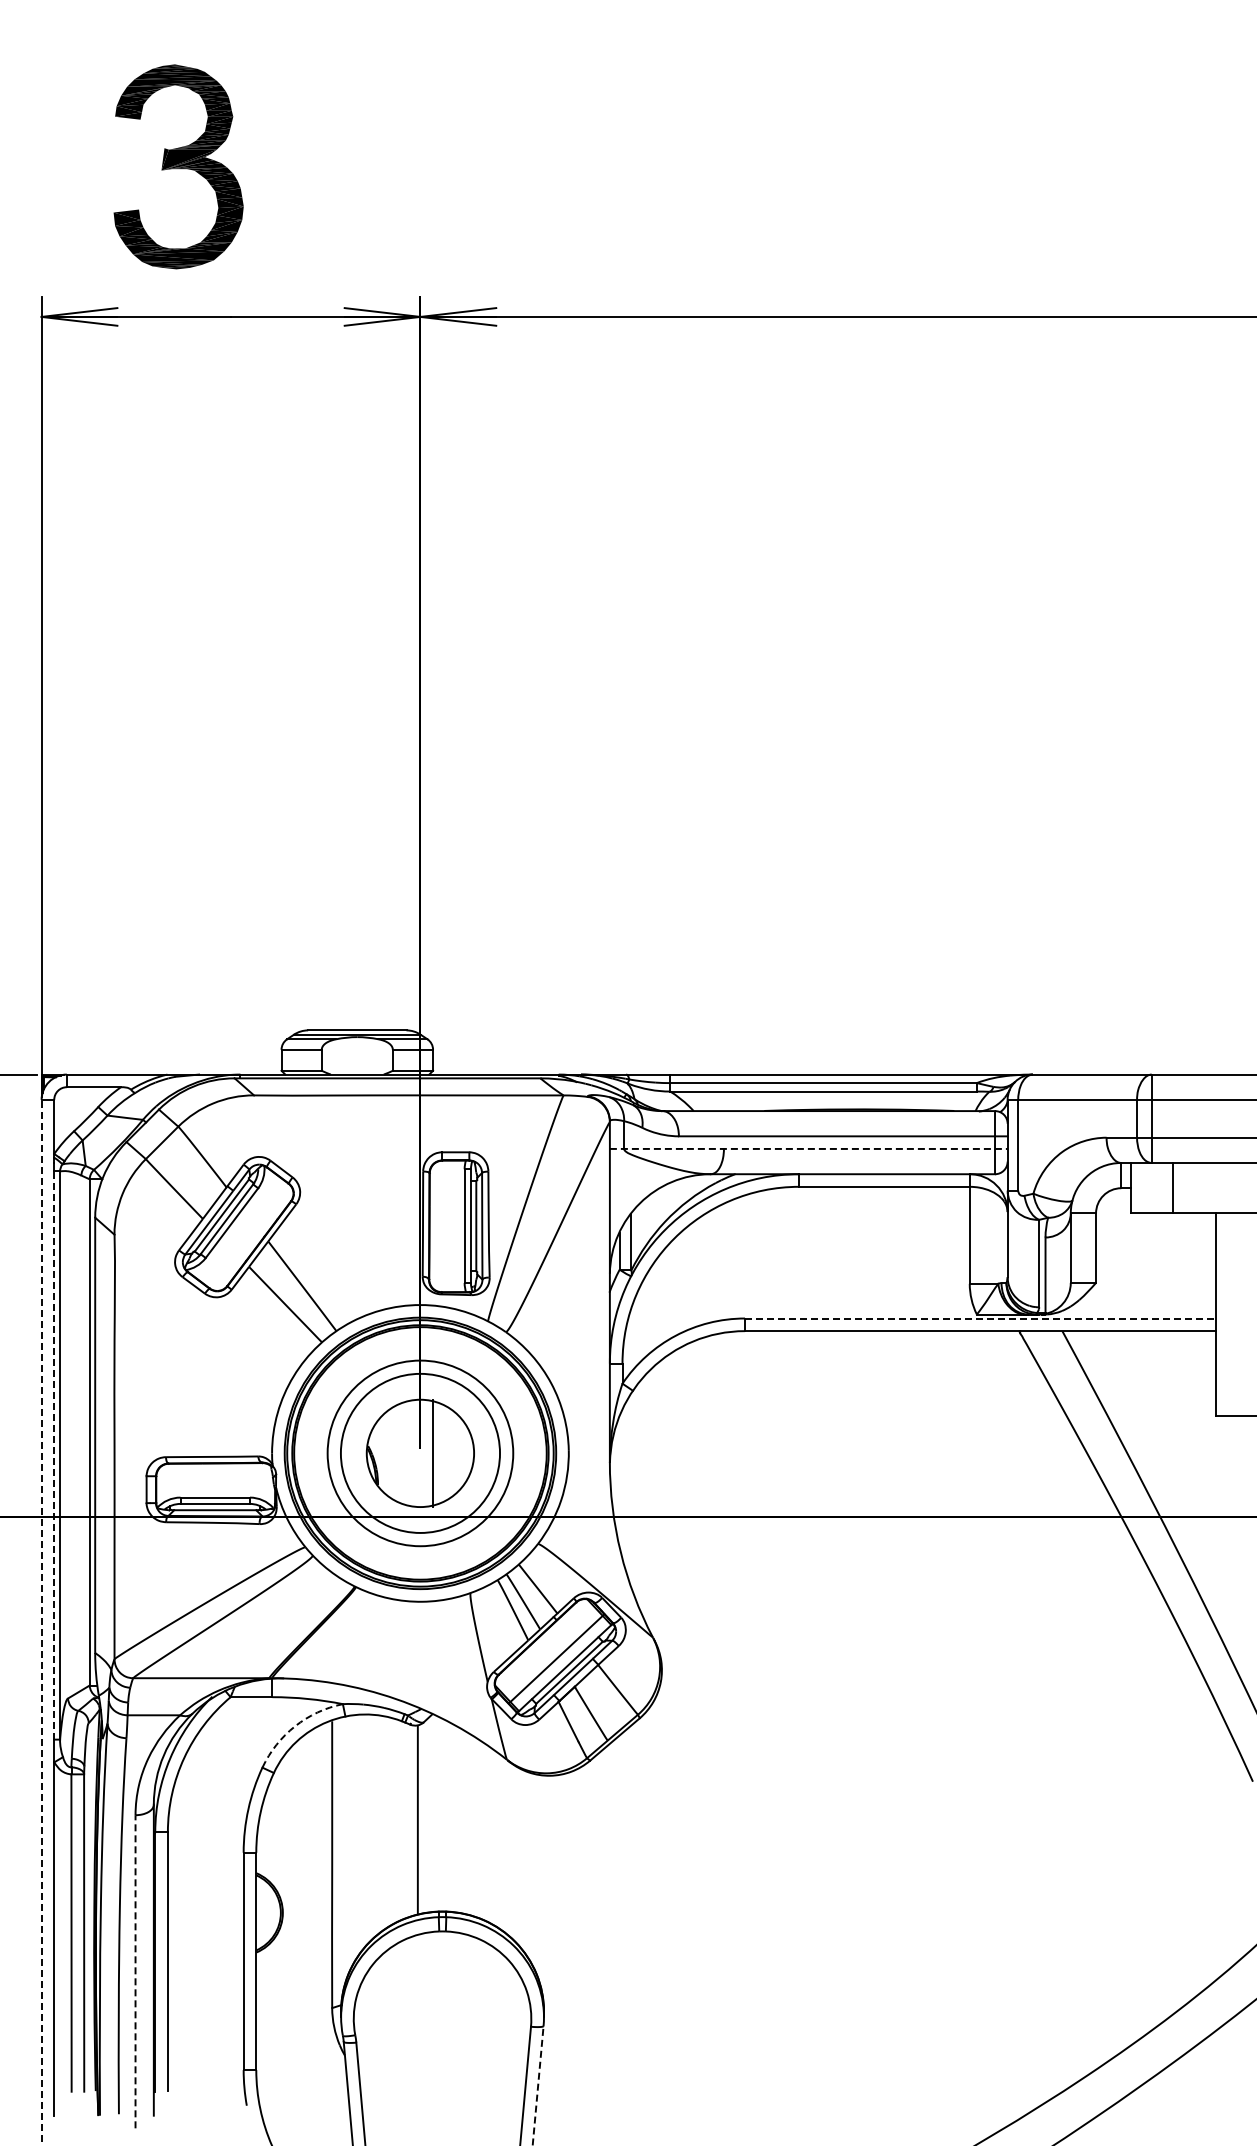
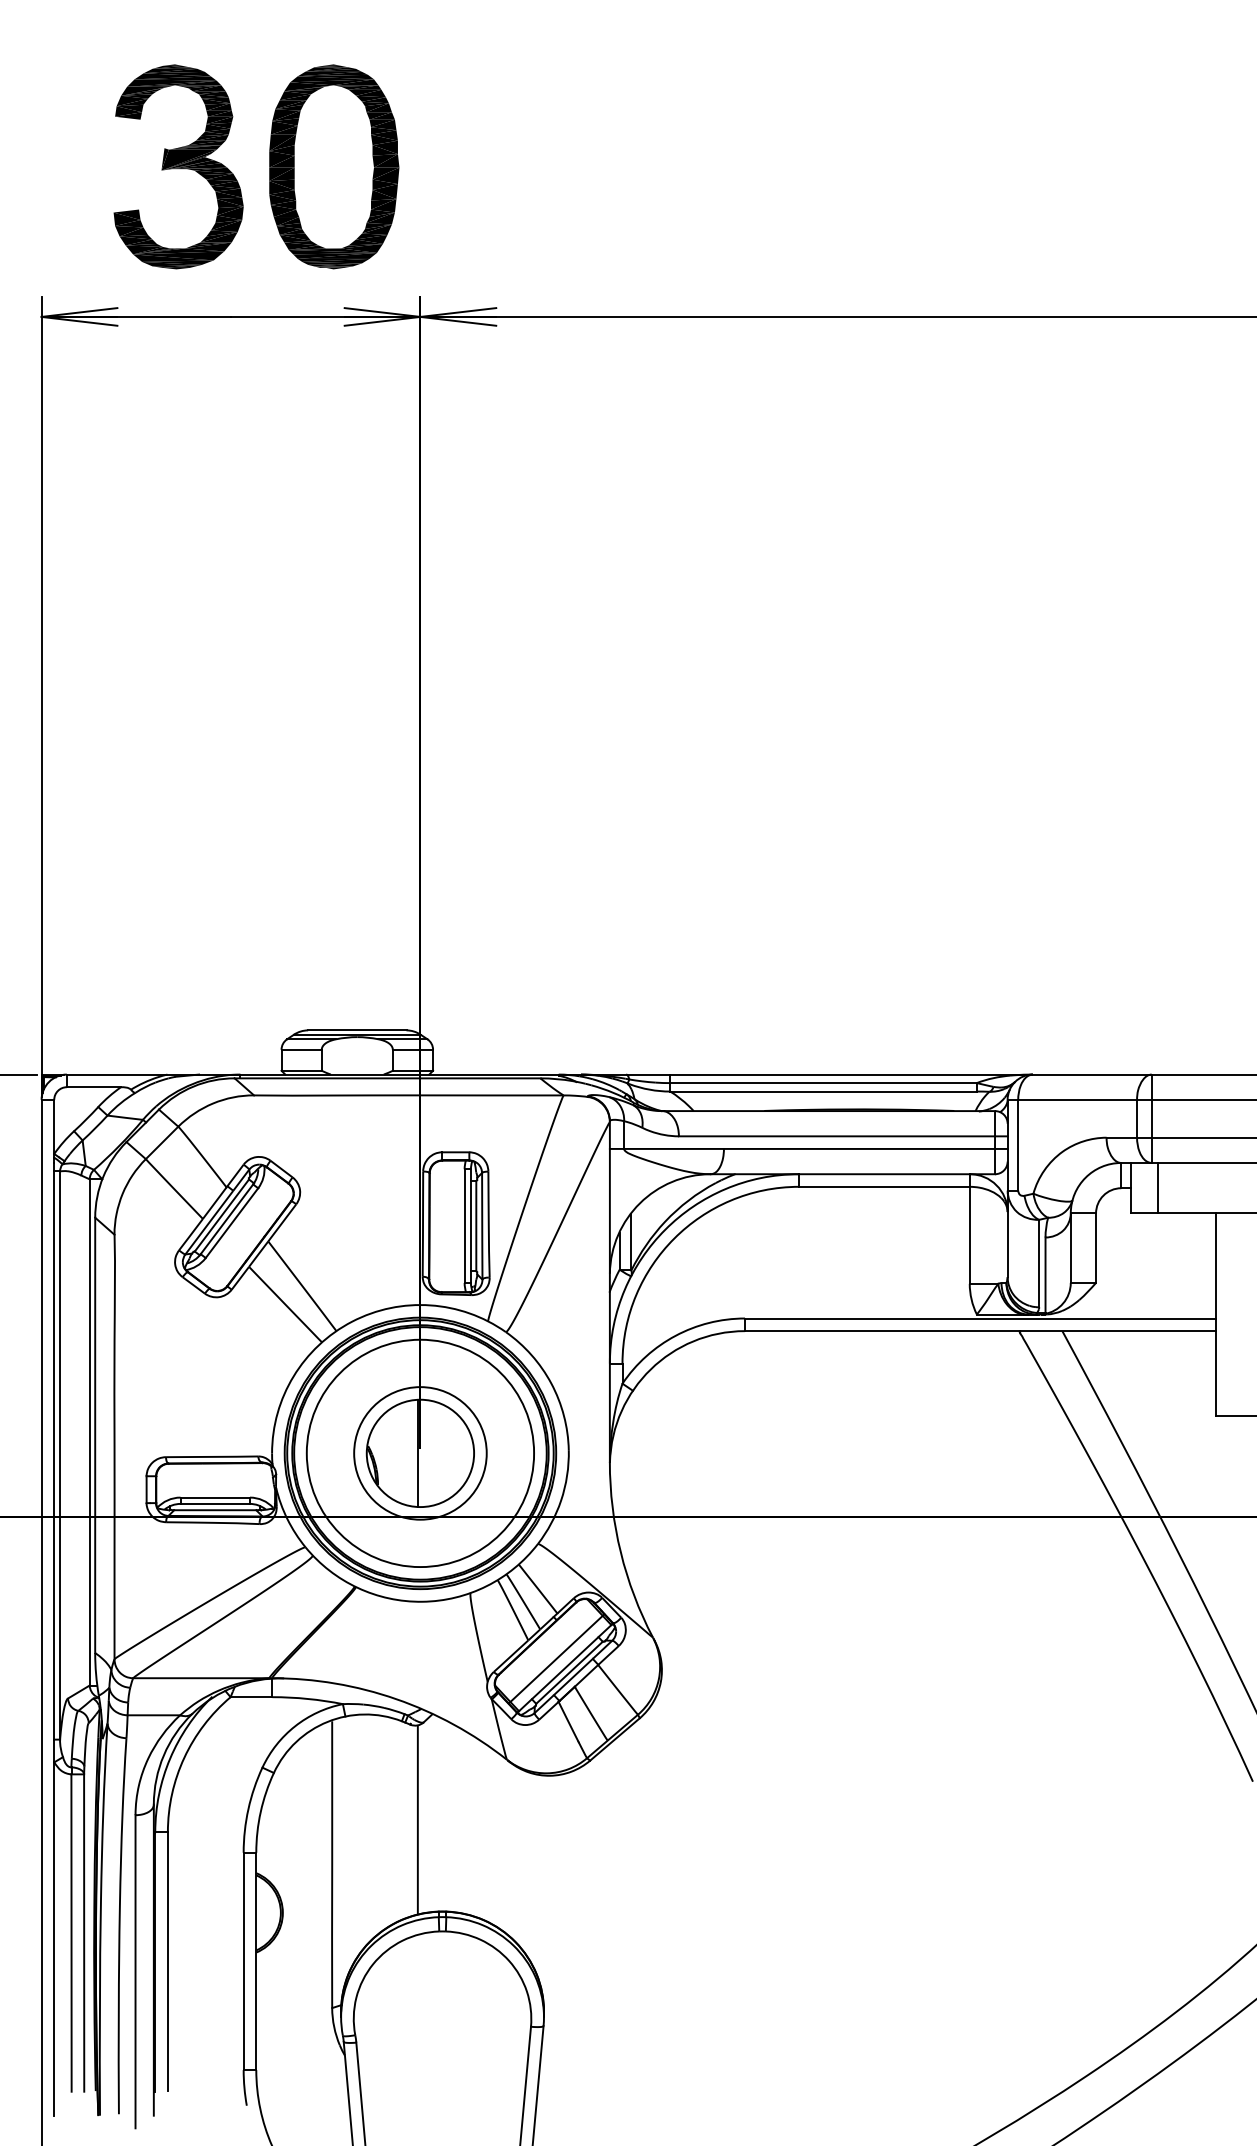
part: none -> present (334, 166)
line: dashed -> solid (808, 1148)
line position: (1173, 1187) -> (1158, 1187) (1158, 1187)
line: dashed -> solid (981, 1318)
circle diameter: 159 px -> 227 px (420, 1453)
circle diameter: 186 px -> 133 px (420, 1453)
line position: (432, 1453) -> (417, 1453) (417, 1453)
line: dashed -> solid (54, 1455)
line: dashed -> solid (41, 1622)
arc: dashed -> solid (295, 1726)
line: dashed -> solid (135, 1971)
line: dashed -> solid (538, 2085)
